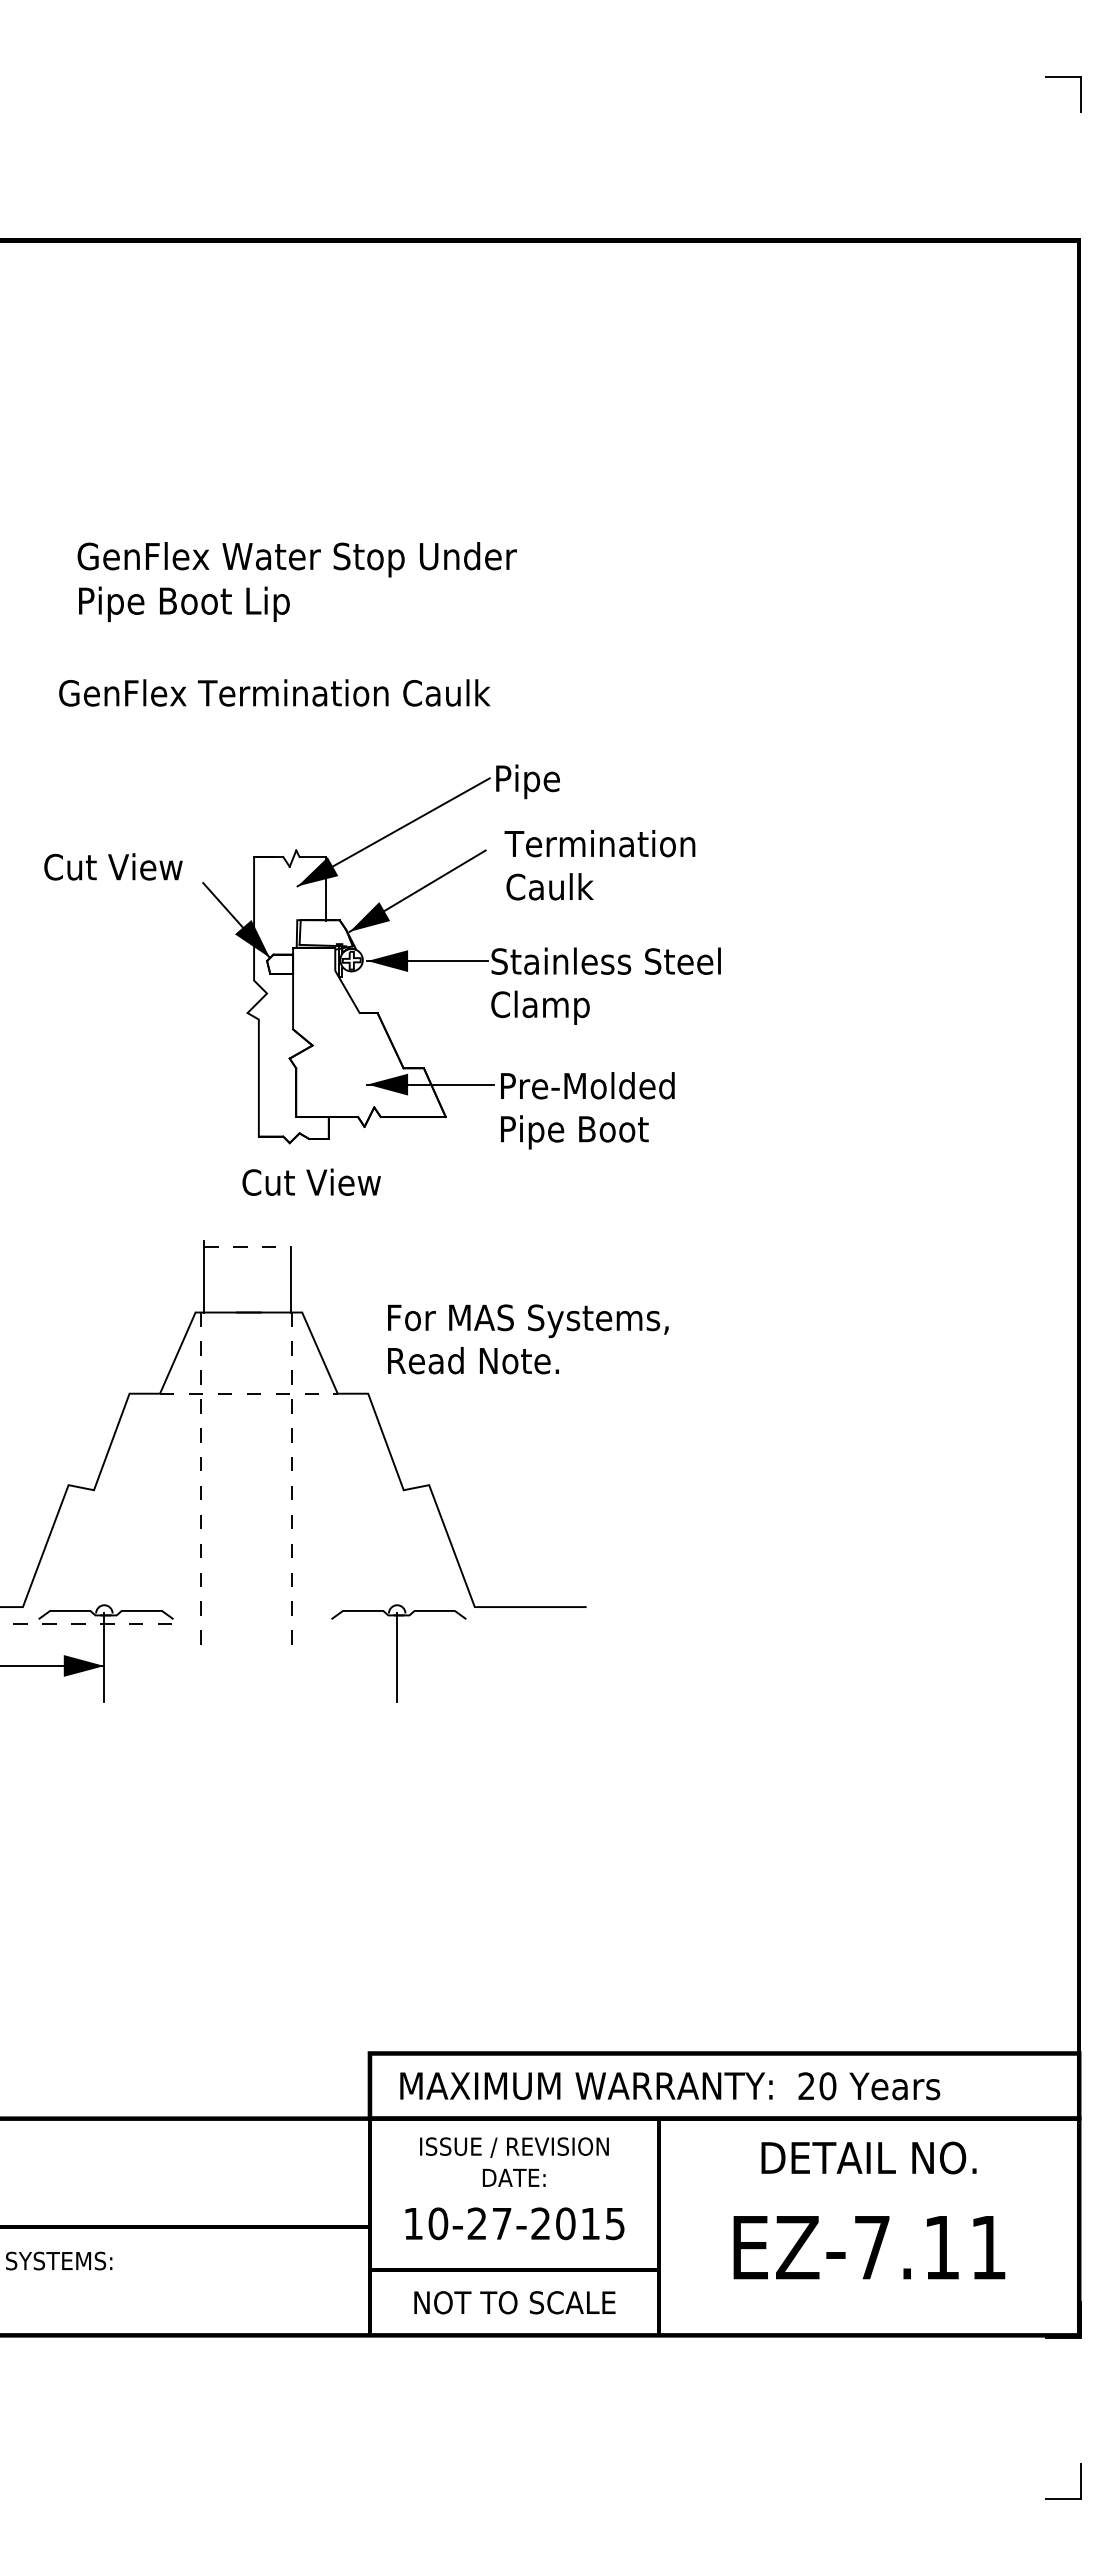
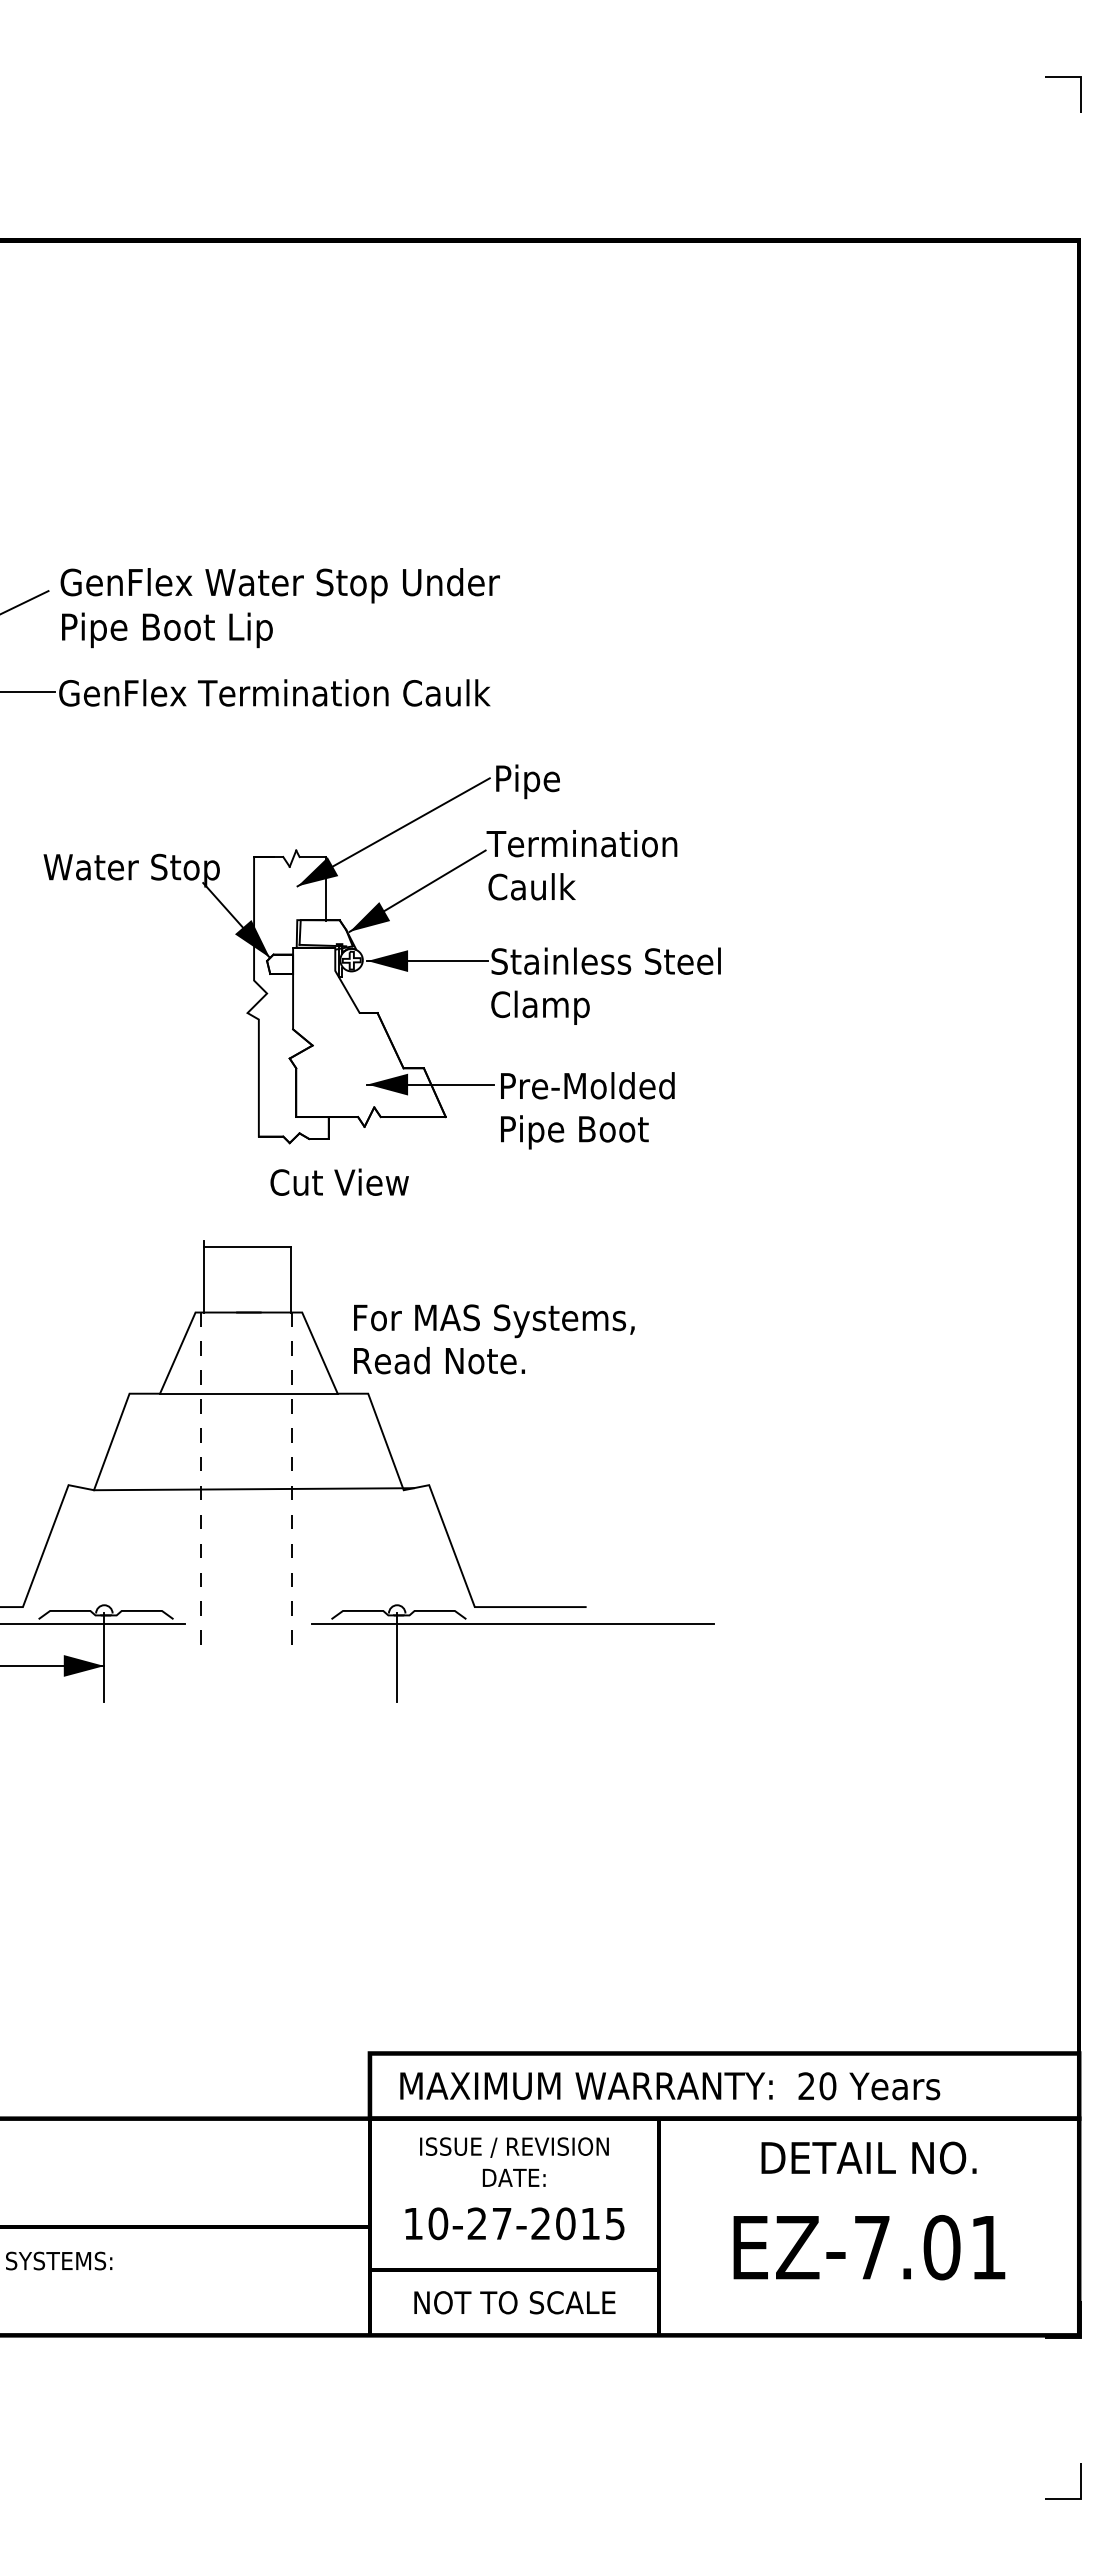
text position: (296, 582) -> (279, 608) (279, 608)
line: none -> present (25, 602)
line: none -> present (28, 691)
text position: (599, 865) -> (581, 865) (581, 865)
text: Cut View -> Water Stop (131, 870)
text position: (311, 1181) -> (339, 1181) (339, 1181)
line: dashed -> solid (247, 1246)
text position: (528, 1339) -> (494, 1339) (494, 1339)
line: dashed -> solid (248, 1393)
line: none -> present (254, 1489)
line: dashed -> solid (93, 1623)
line: none -> present (512, 1623)
text: EZ-7.11 -> EZ-7.01 (941, 2247)
